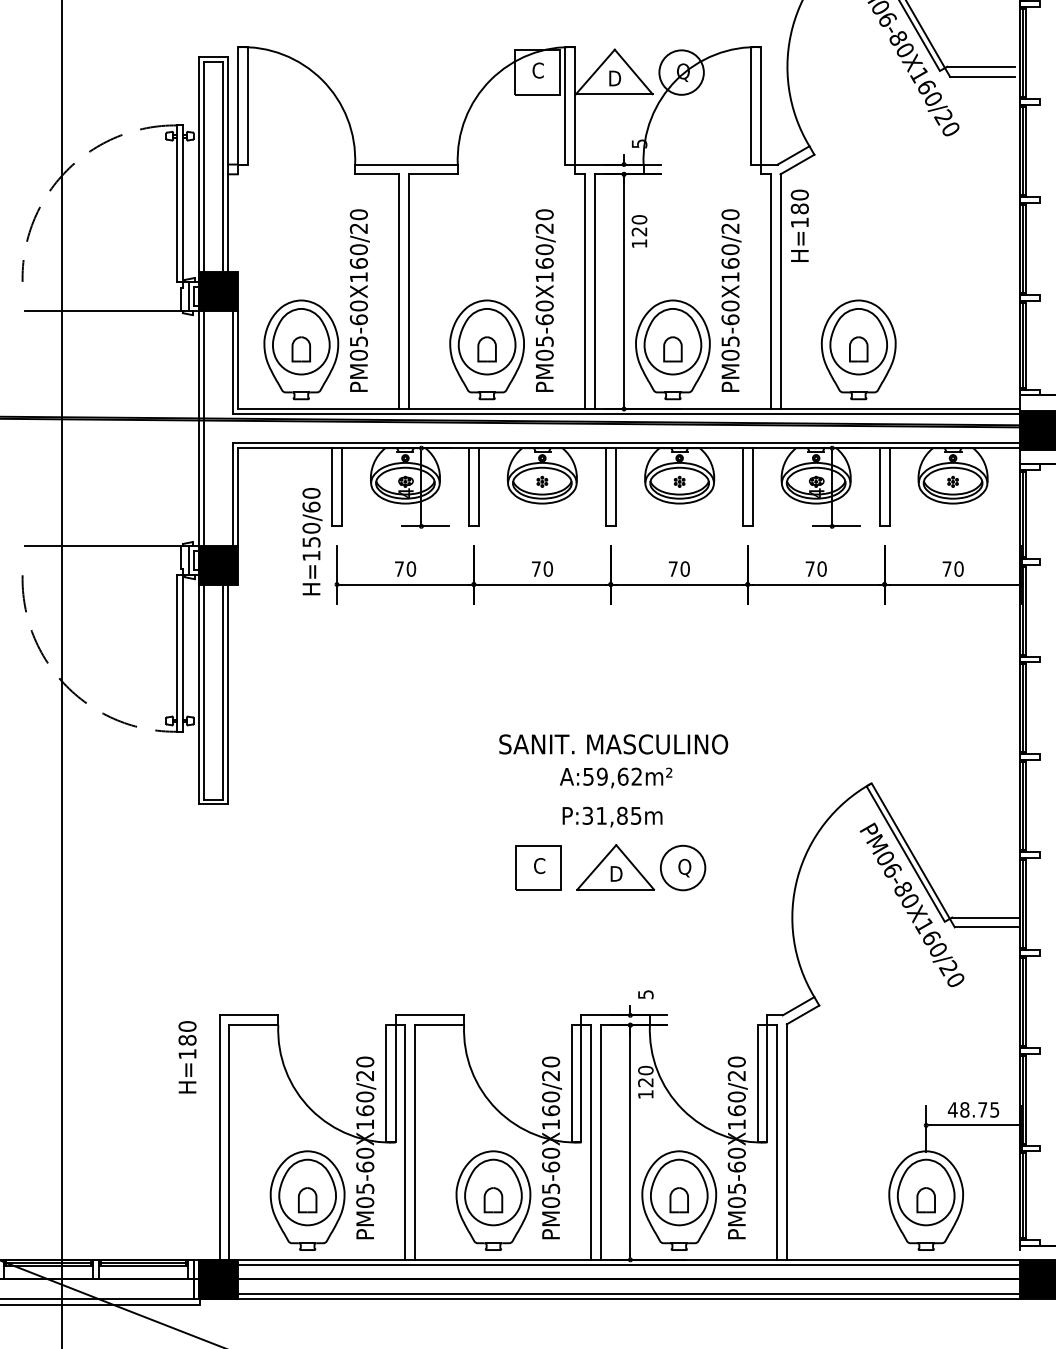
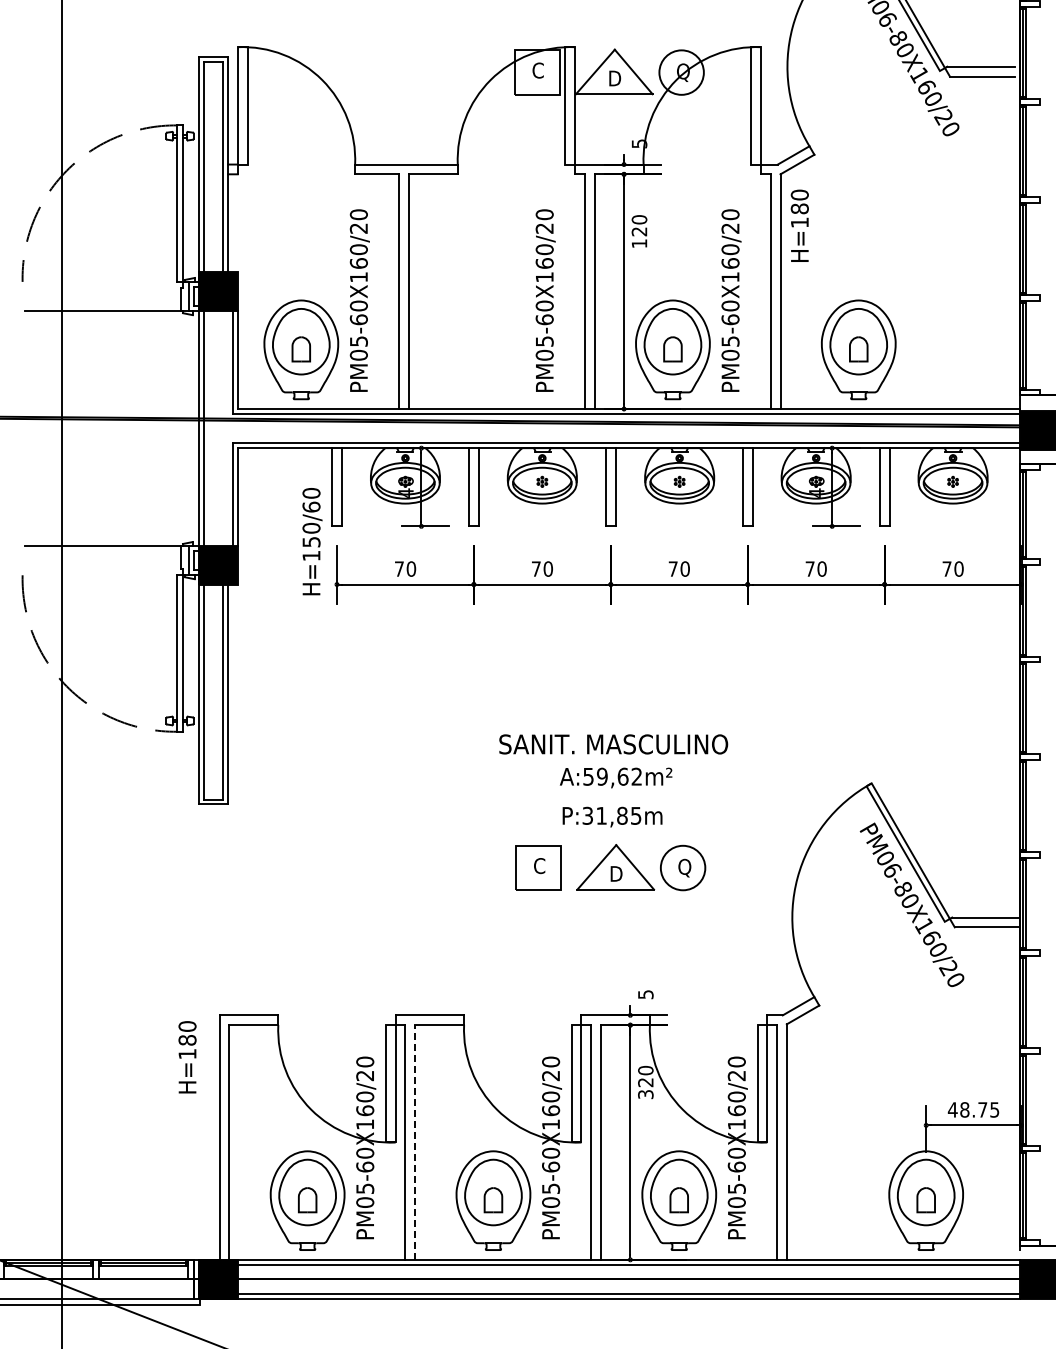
part: present -> none (486, 349)
text: 120 -> 320 (645, 1094)
line: solid -> dashed (415, 1142)
